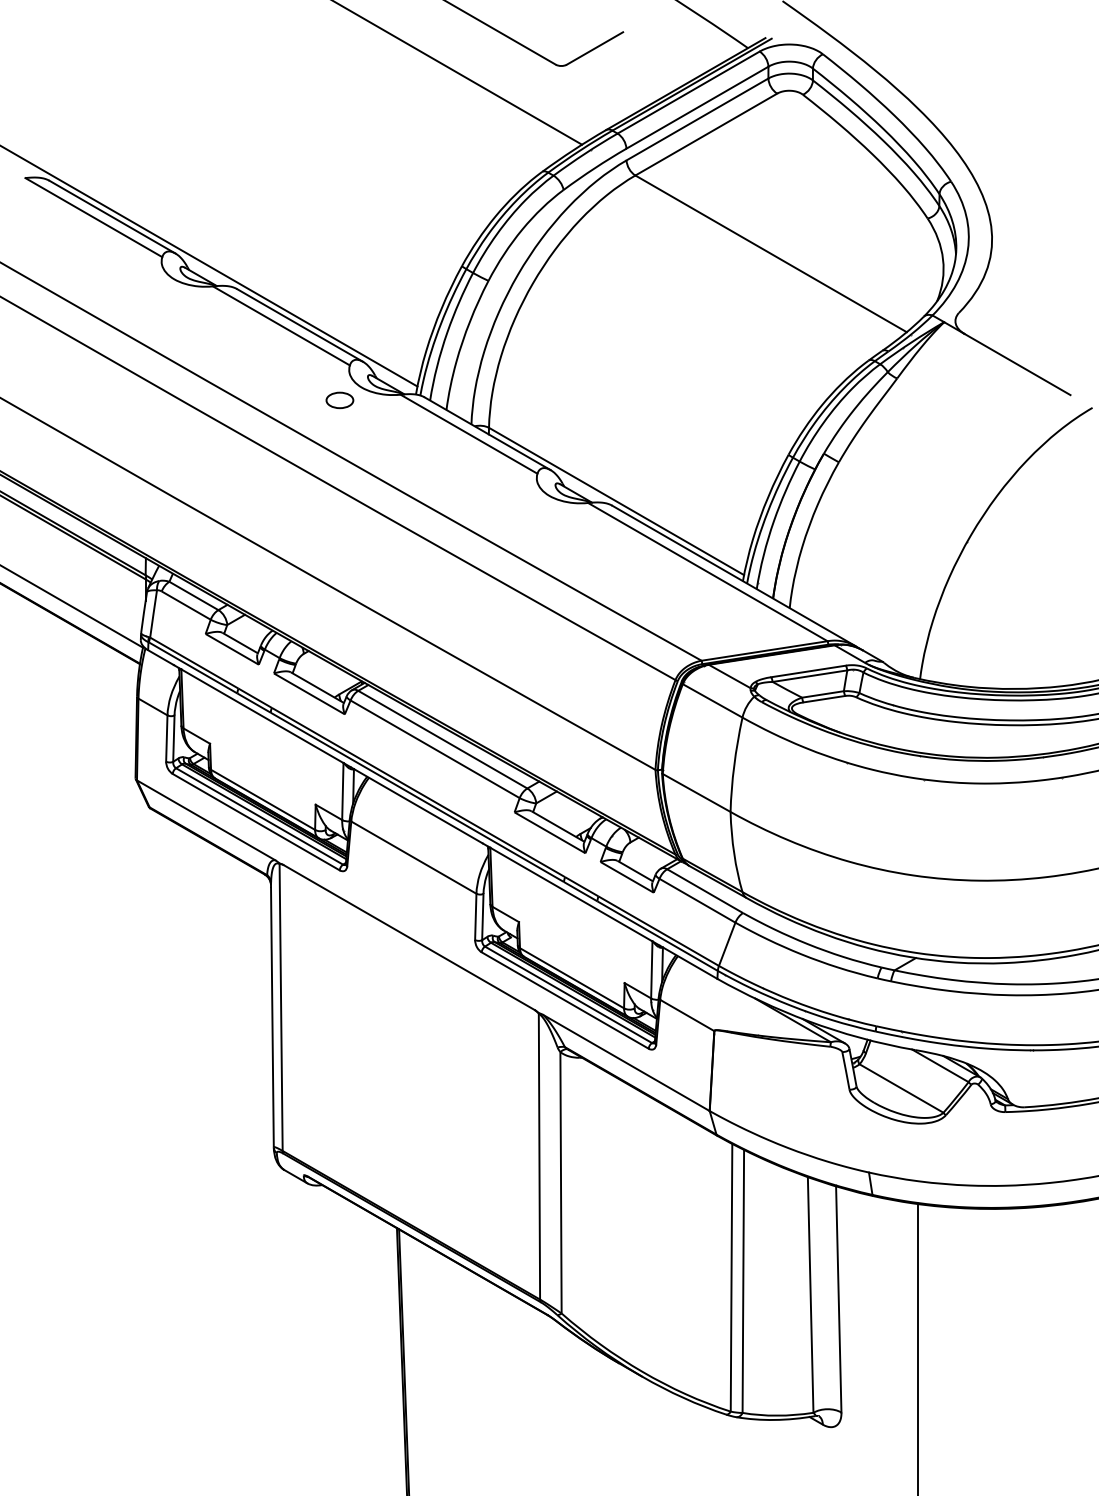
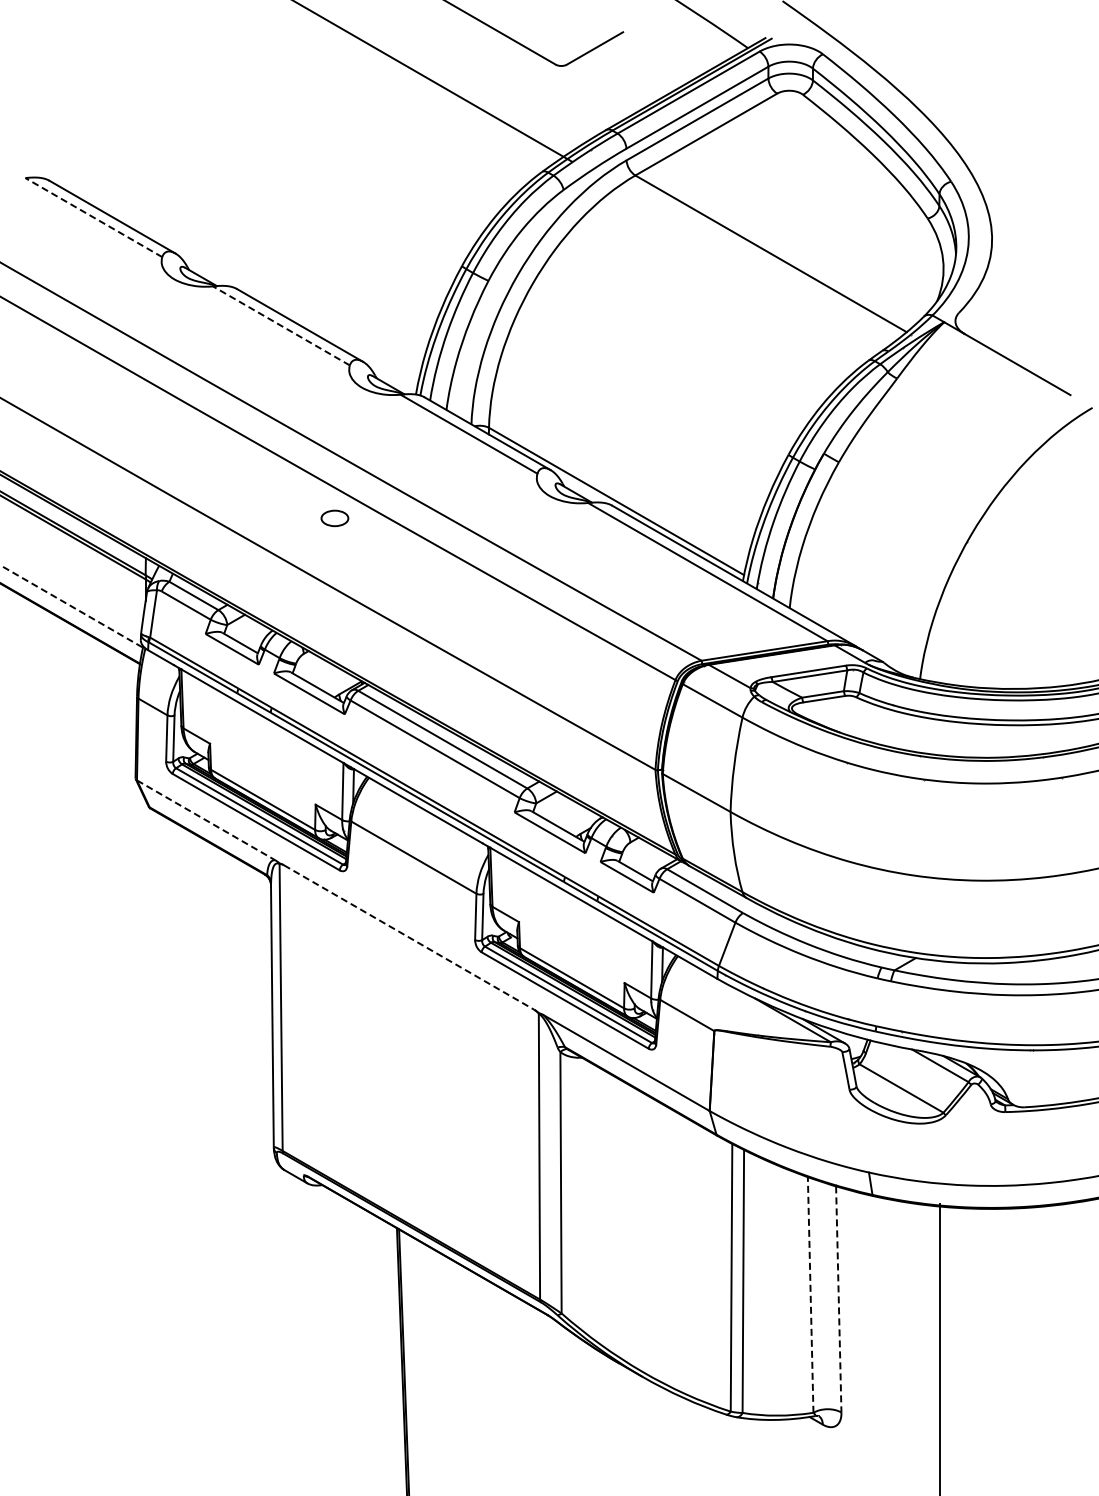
line position: (458, 73) -> (433, 81) (433, 81)
line: solid -> dashed (93, 217)
line: present -> none (209, 266)
line: solid -> dashed (281, 325)
part position: (339, 400) -> (334, 518) (334, 518)
line: solid -> dashed (72, 606)
line: solid -> dashed (206, 820)
line: solid -> dashed (409, 937)
line: solid -> dashed (810, 1294)
line: solid -> dashed (838, 1299)
line position: (917, 1348) -> (939, 1348) (939, 1348)
